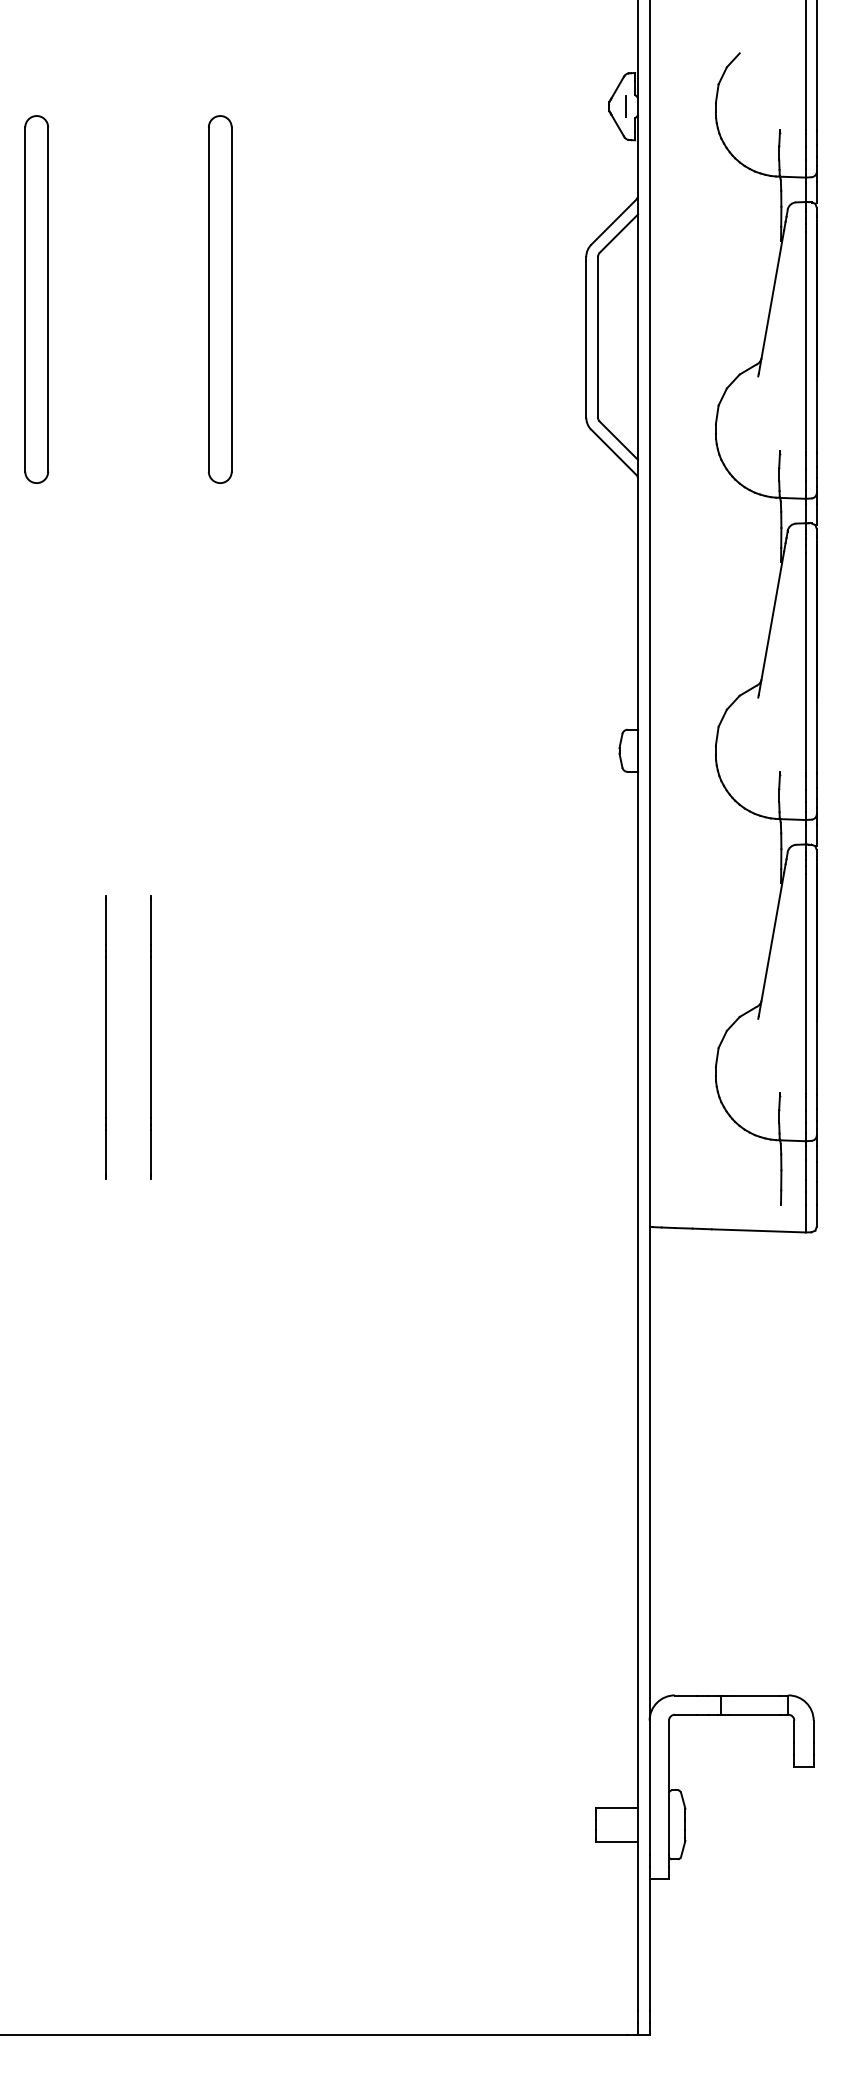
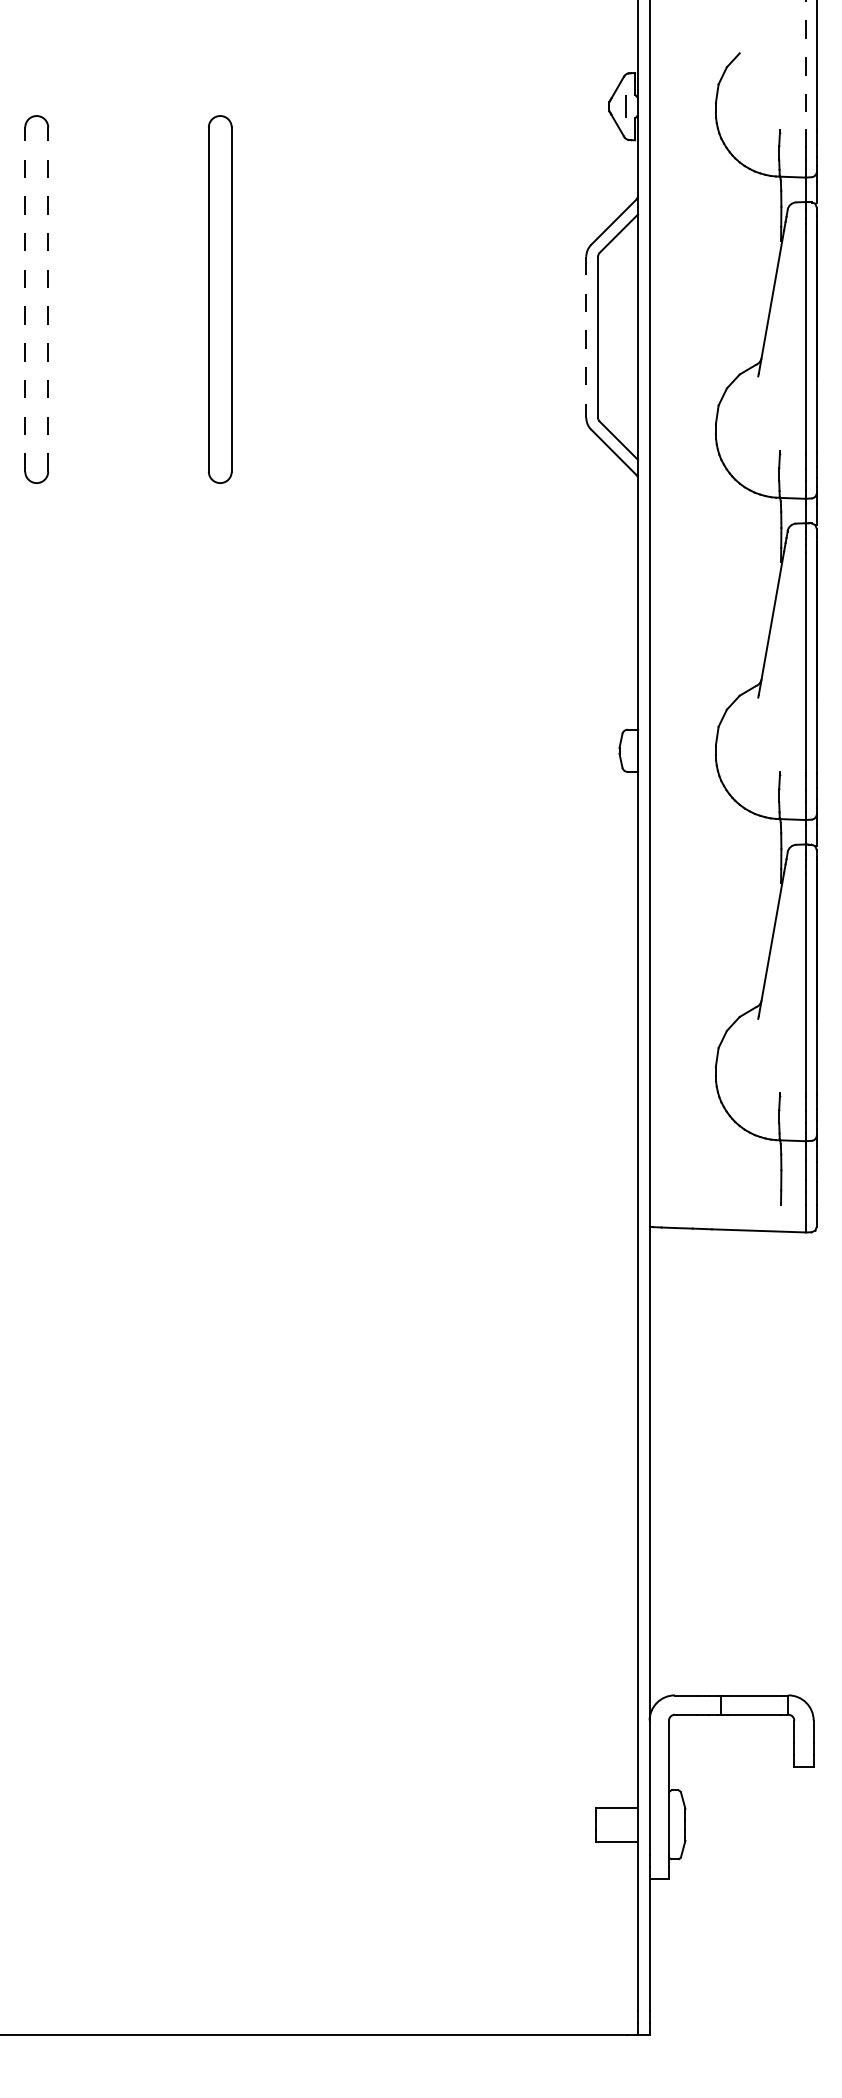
line: solid -> dashed (805, 65)
line: solid -> dashed (25, 299)
line: solid -> dashed (48, 299)
line: solid -> dashed (586, 337)
line: present -> none (105, 1037)
line: present -> none (150, 1037)
